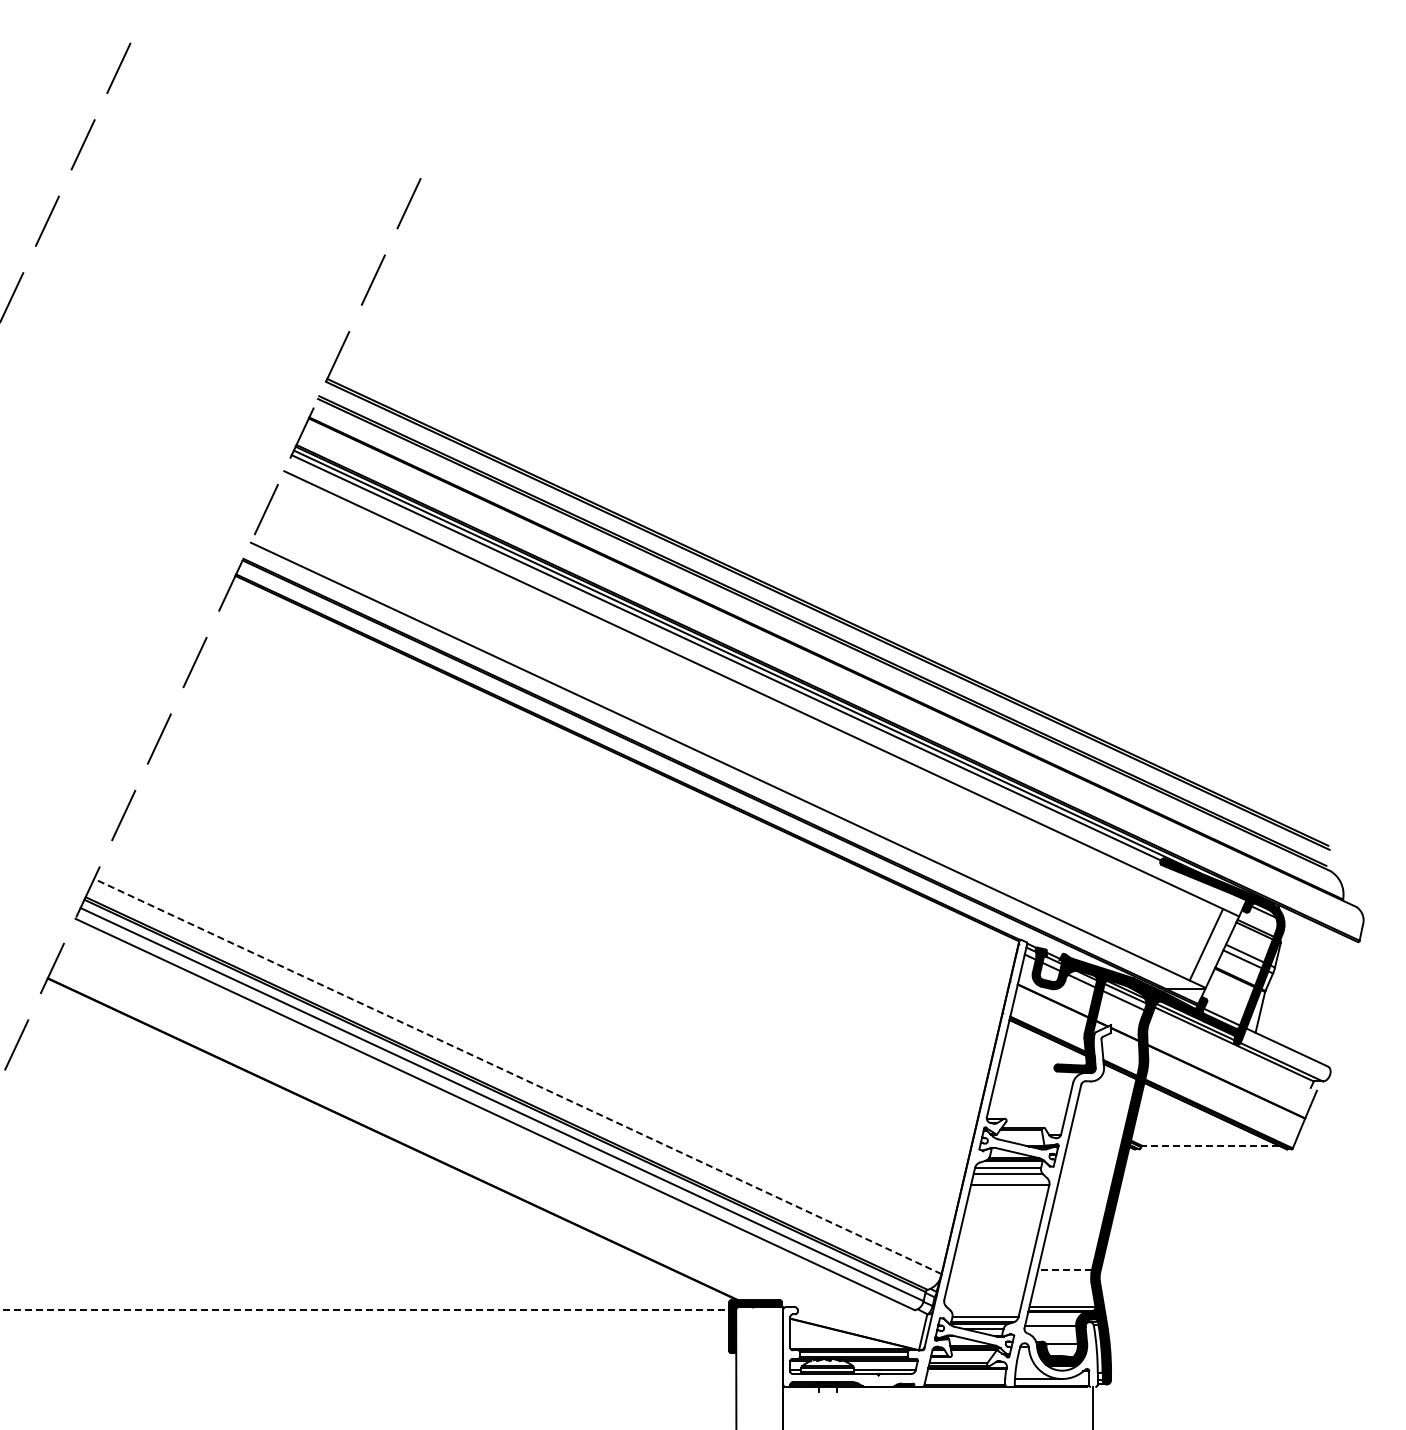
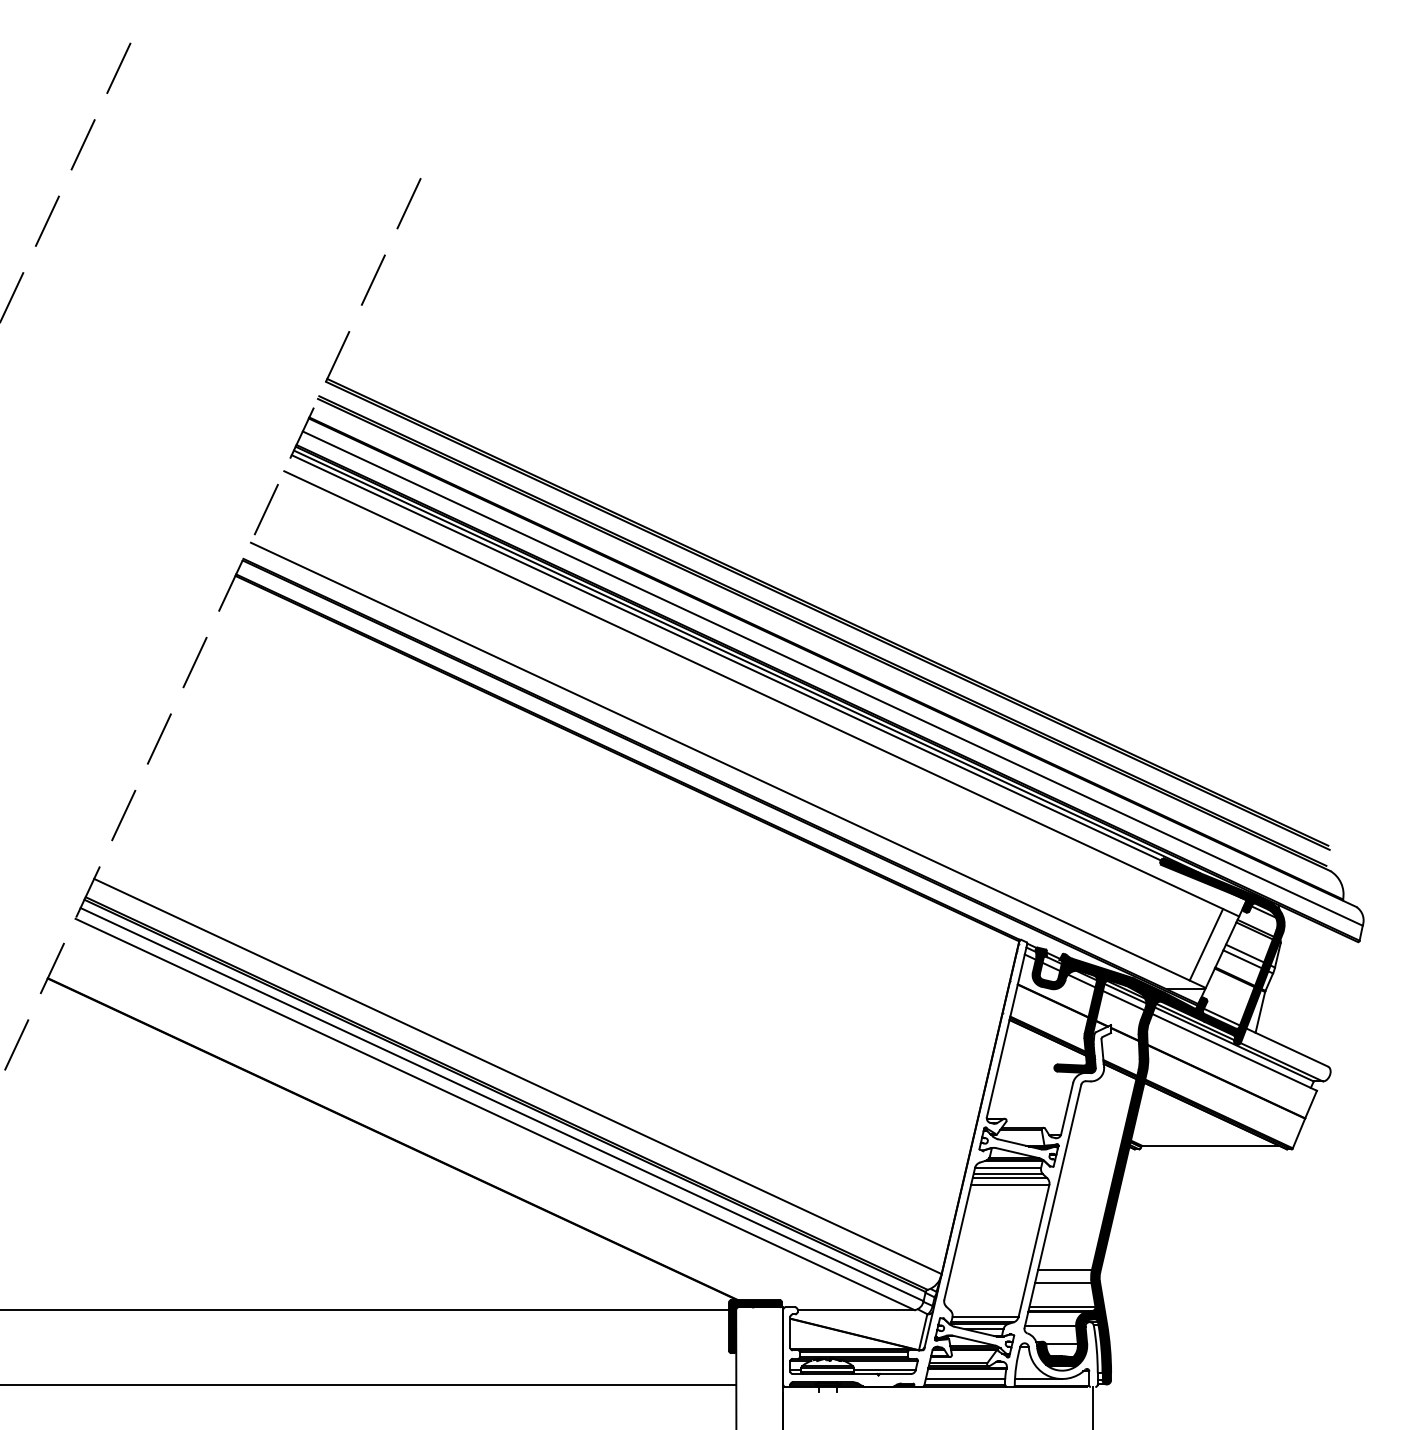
line: none -> present (832, 678)
line: none -> present (1234, 1052)
line: dashed -> solid (517, 1076)
line: dashed -> solid (1210, 1145)
line: none -> present (1009, 1178)
line: dashed -> solid (1064, 1270)
line: none -> present (1063, 1283)
line: dashed -> solid (368, 1309)
line: none -> present (855, 1310)
line: none -> present (965, 1379)
line: none -> present (369, 1384)
